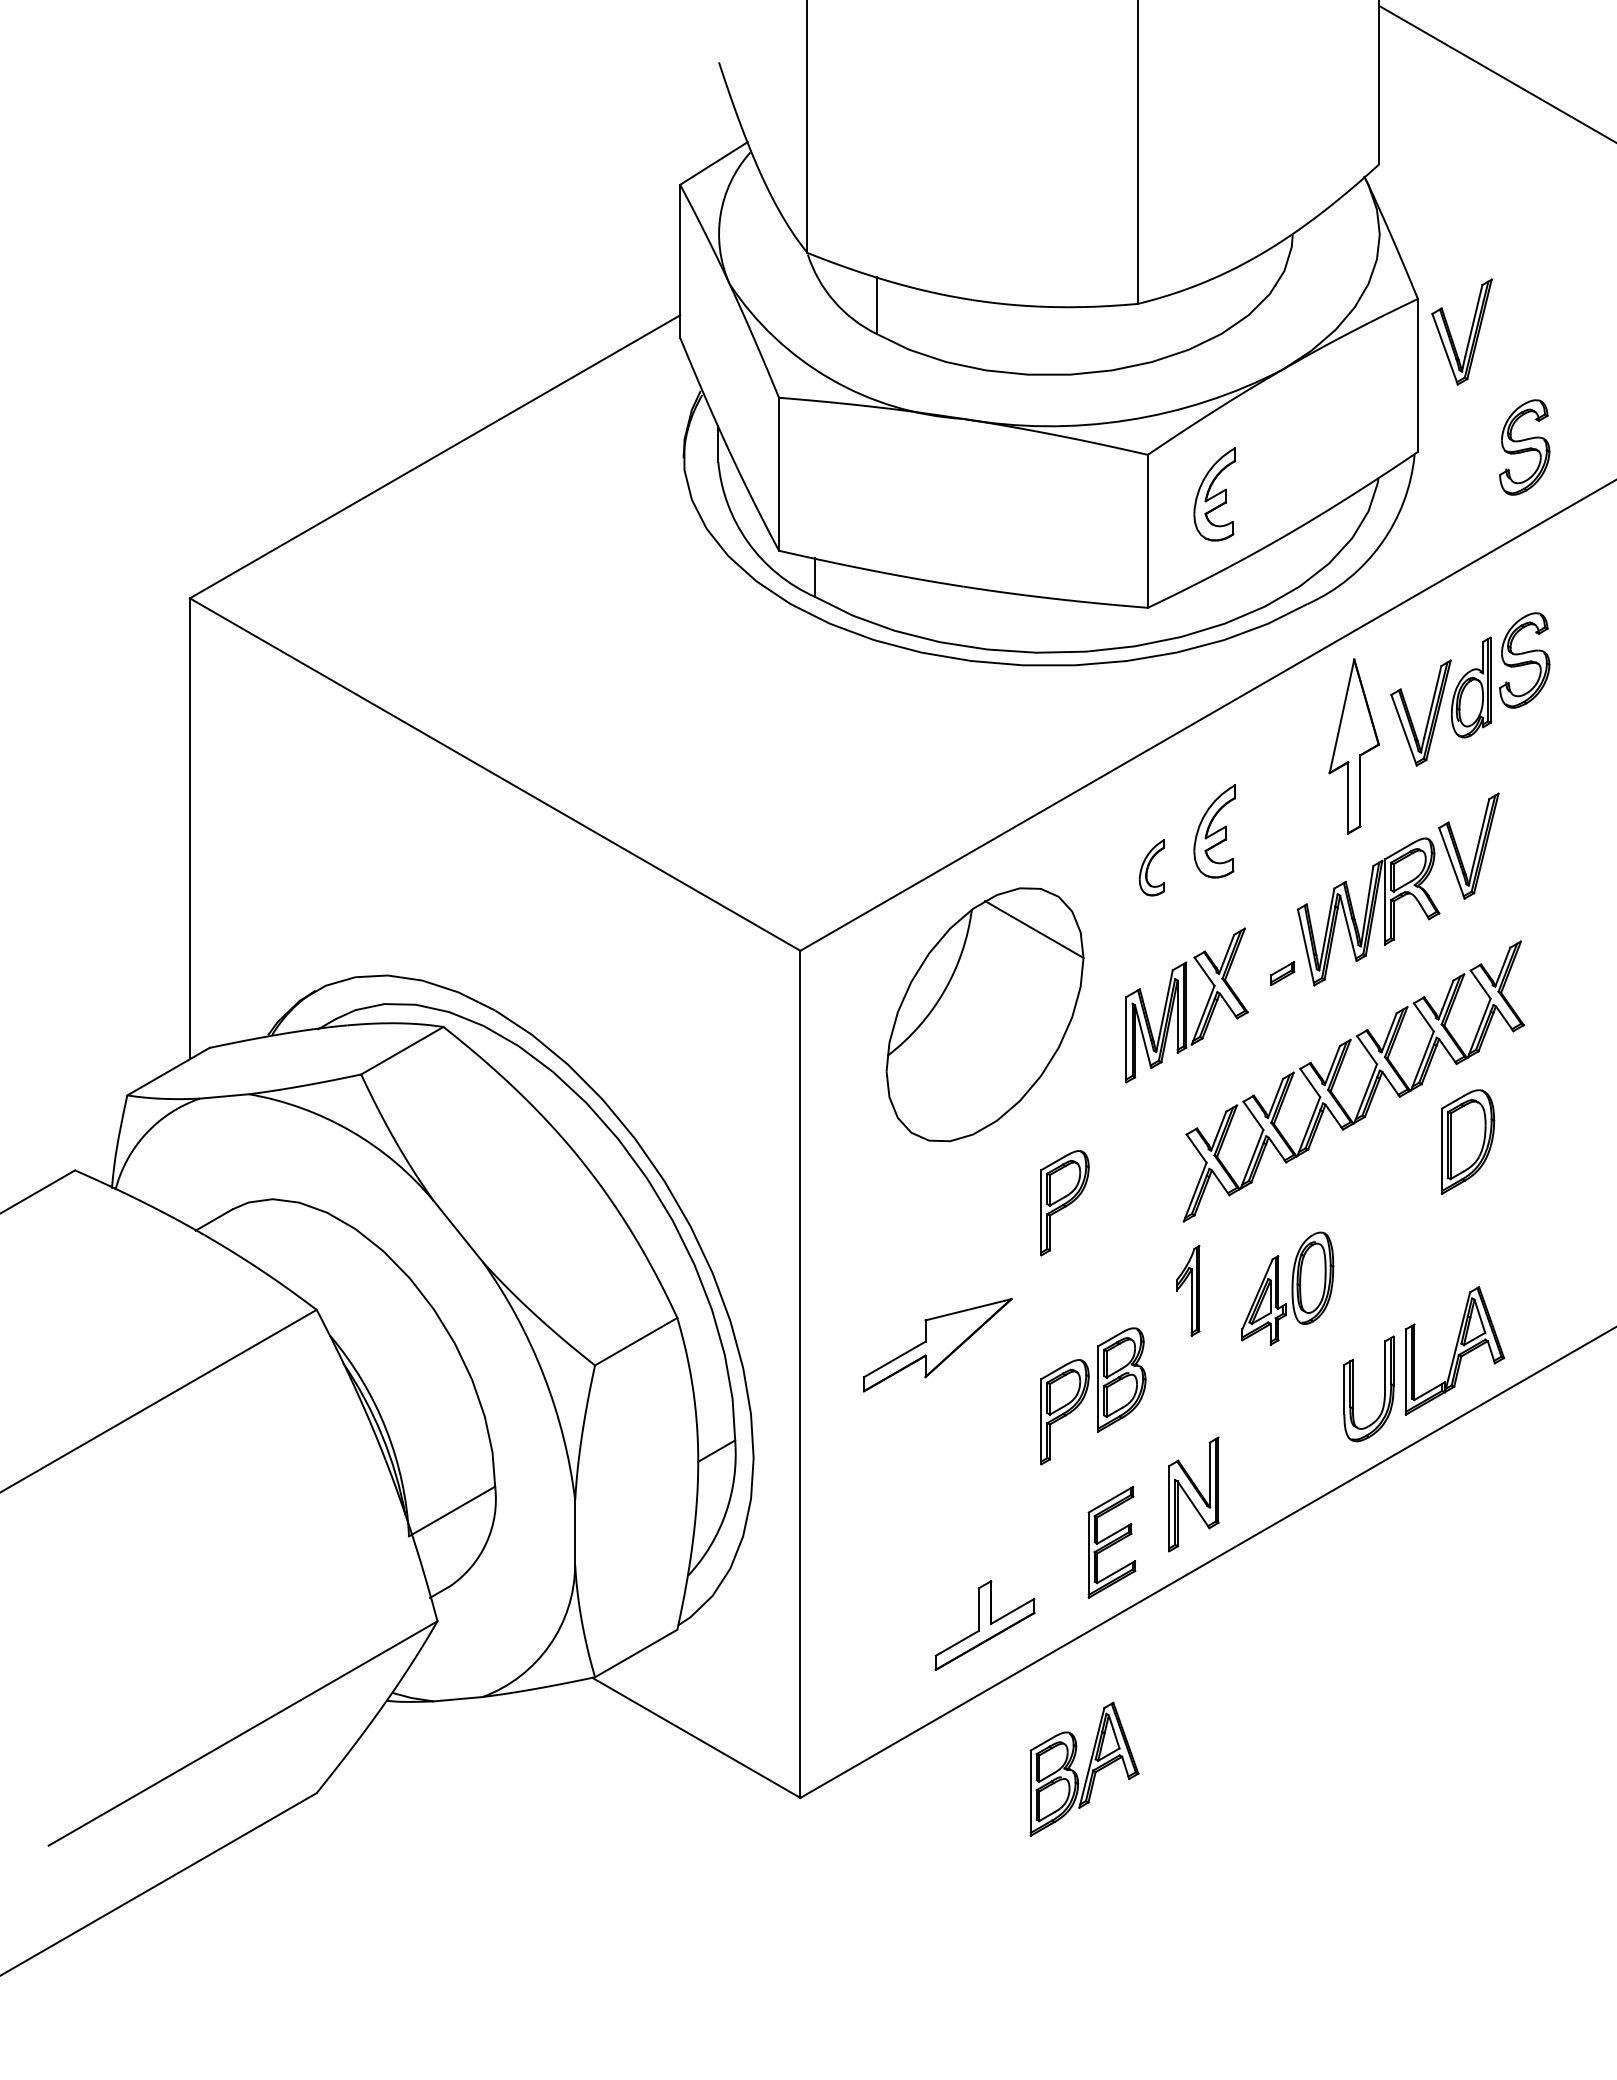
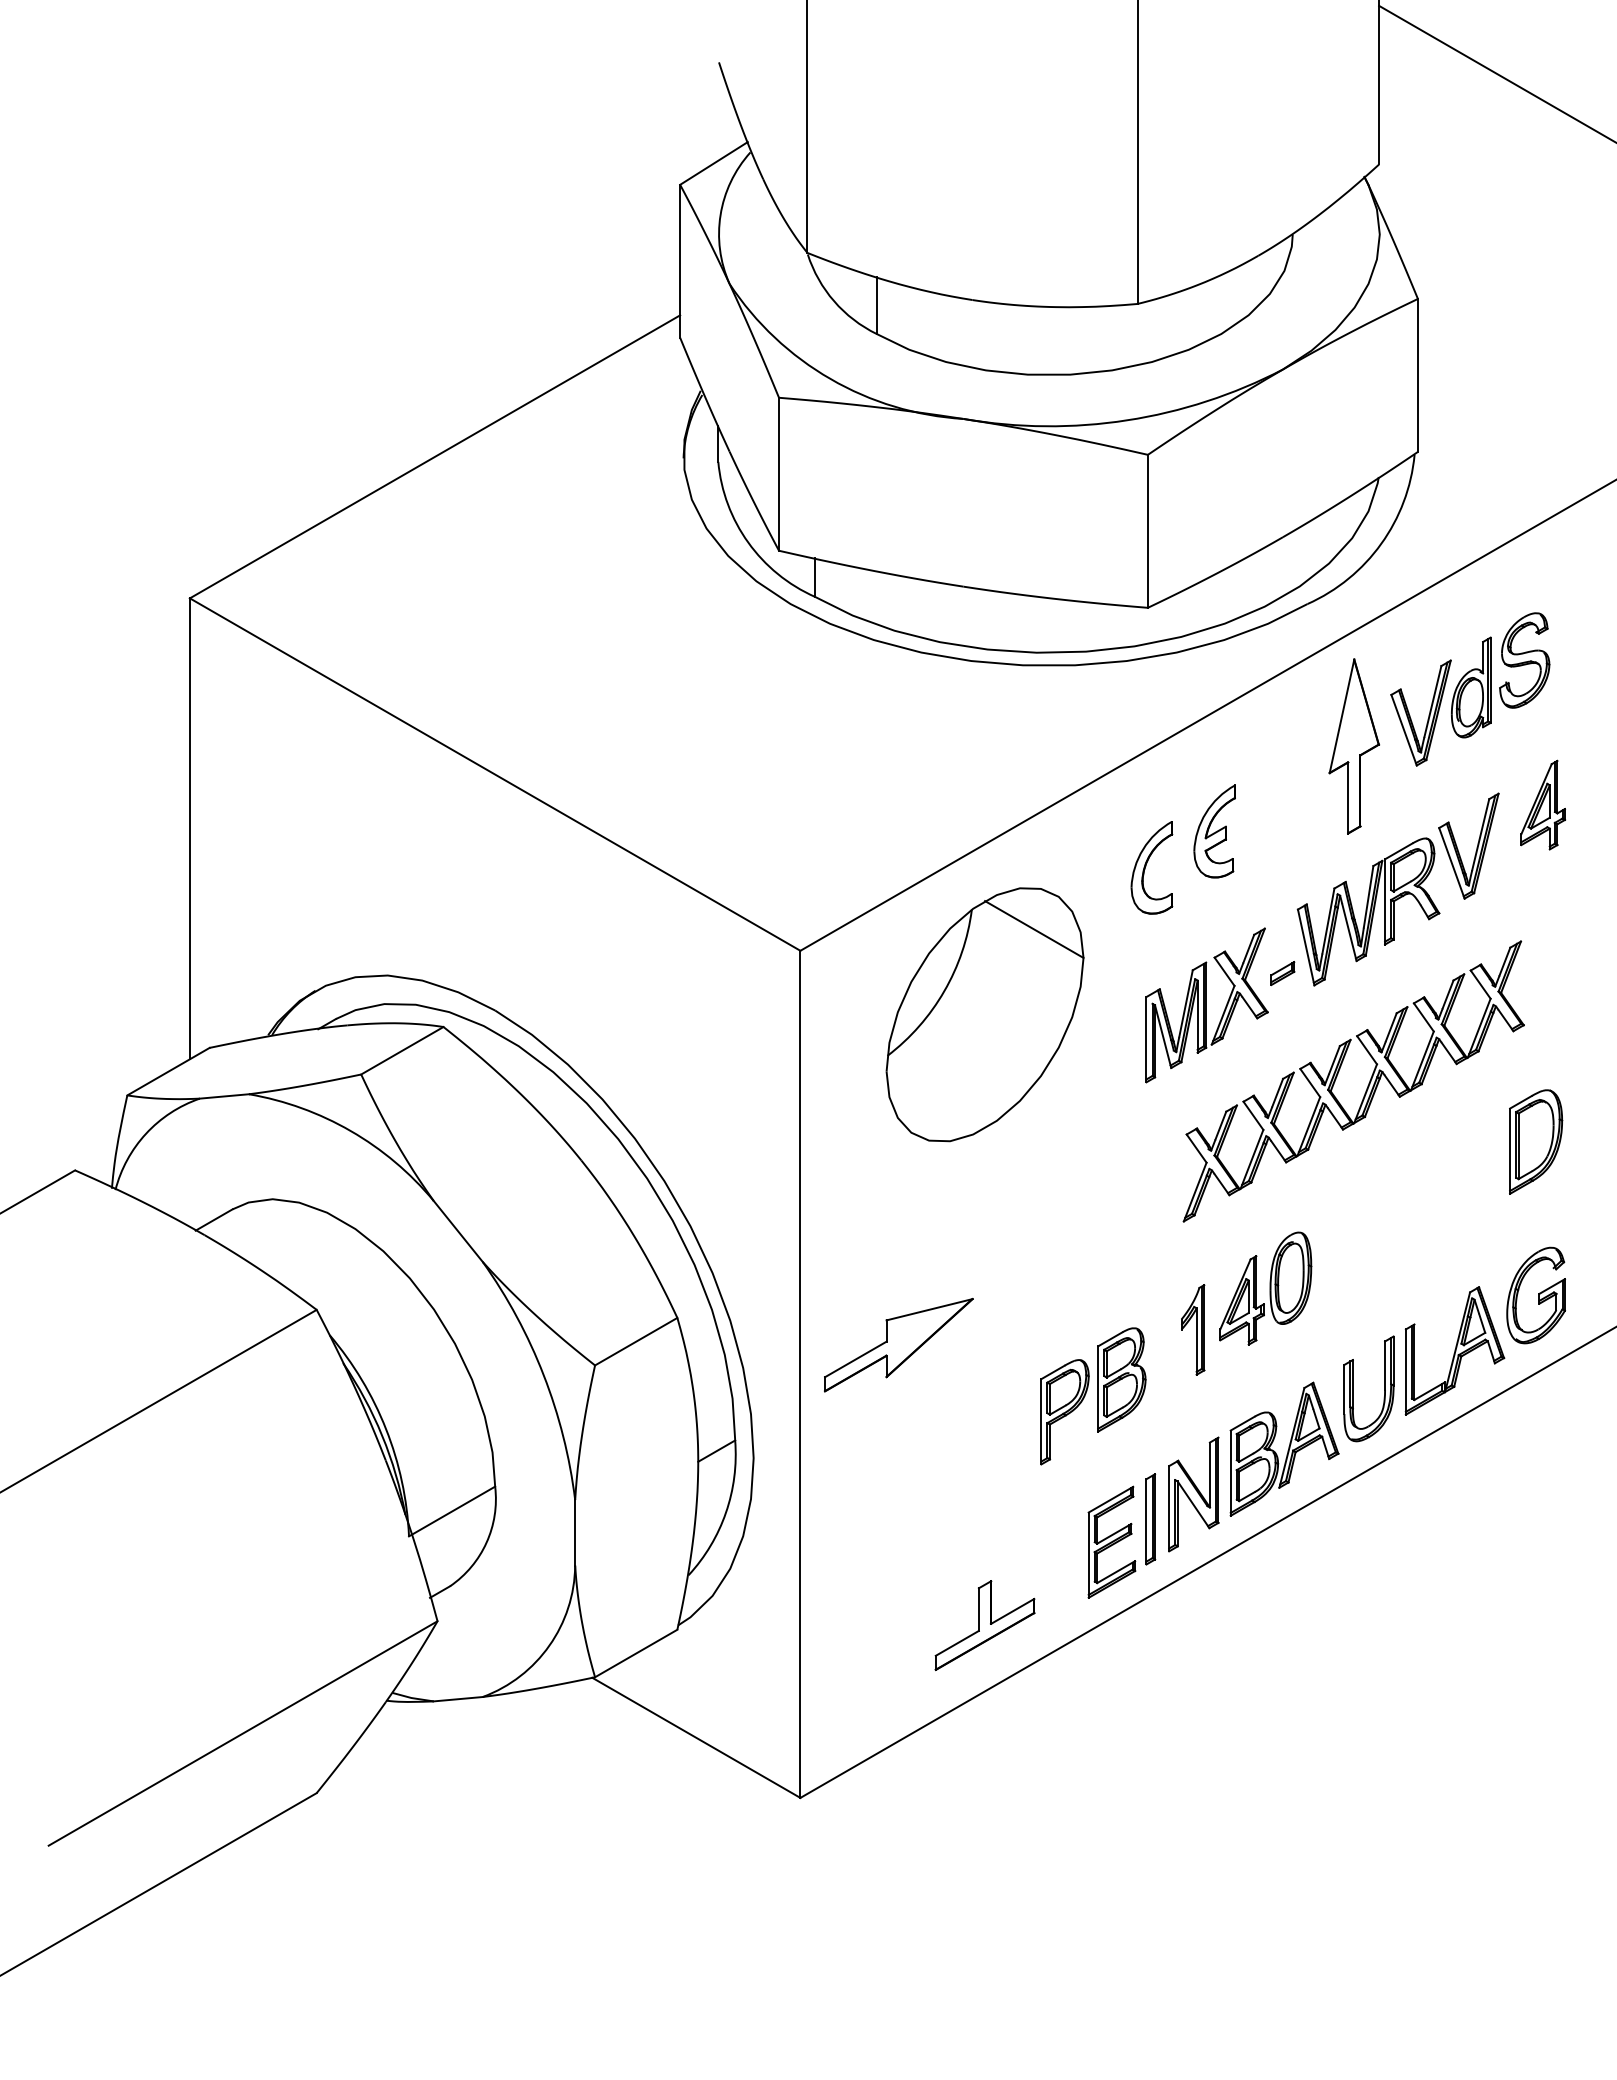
part: present -> none (1469, 333)
part: present -> none (1524, 447)
part: present -> none (1214, 494)
part: none -> present (1542, 804)
part size: 28x58 px -> 44x94 px (1151, 867)
part position: (1186, 1005) -> (1206, 1005) (1206, 1005)
part position: (1468, 1141) -> (1536, 1141) (1536, 1141)
part: present -> none (1064, 1203)
part position: (1287, 1288) -> (1265, 1288) (1265, 1288)
part position: (1188, 1290) -> (1193, 1329) (1193, 1329)
part: none -> present (1535, 1295)
part position: (937, 1345) -> (898, 1345) (898, 1345)
part: none -> present (1150, 1519)
part position: (1084, 1768) -> (1284, 1448) (1284, 1448)
